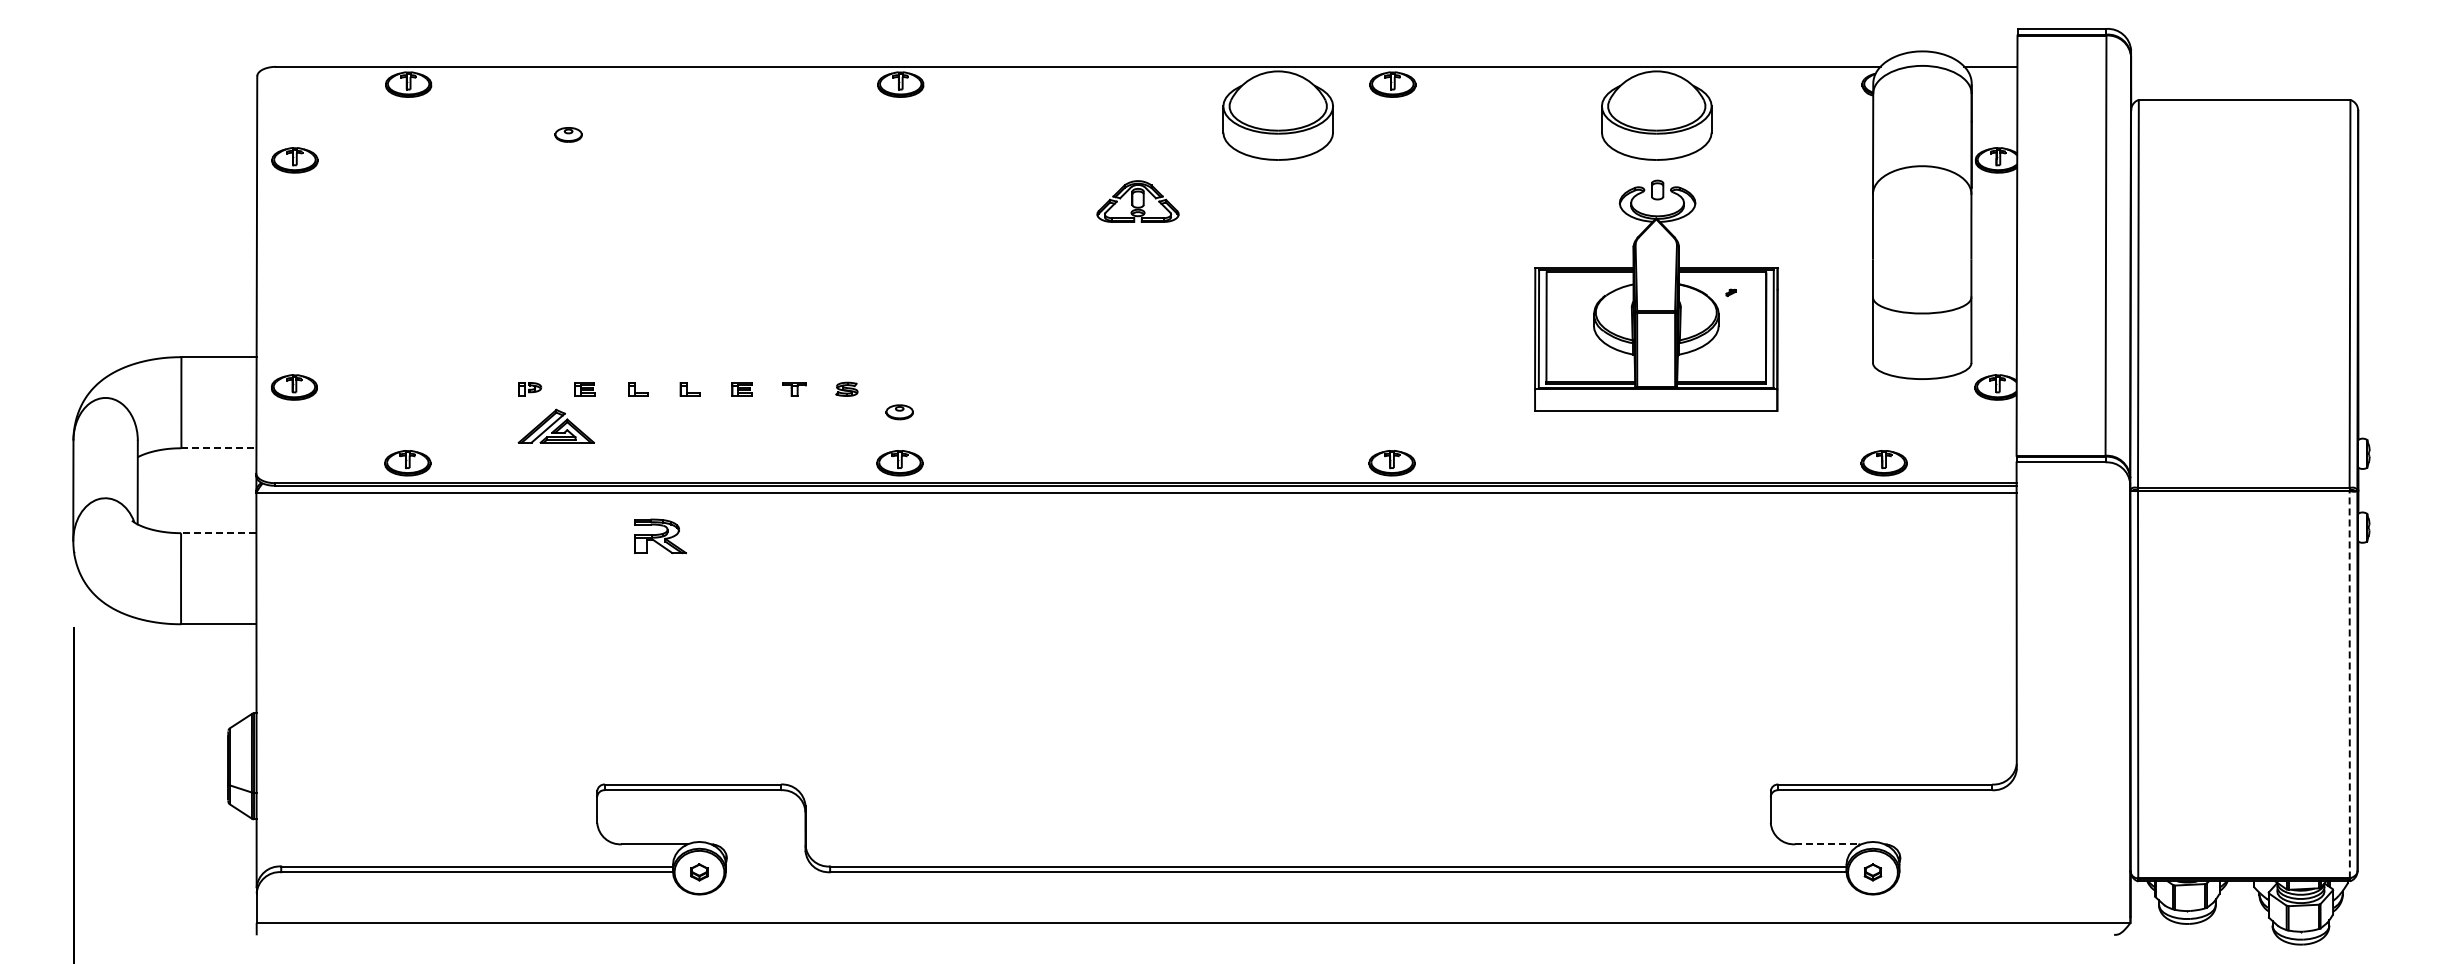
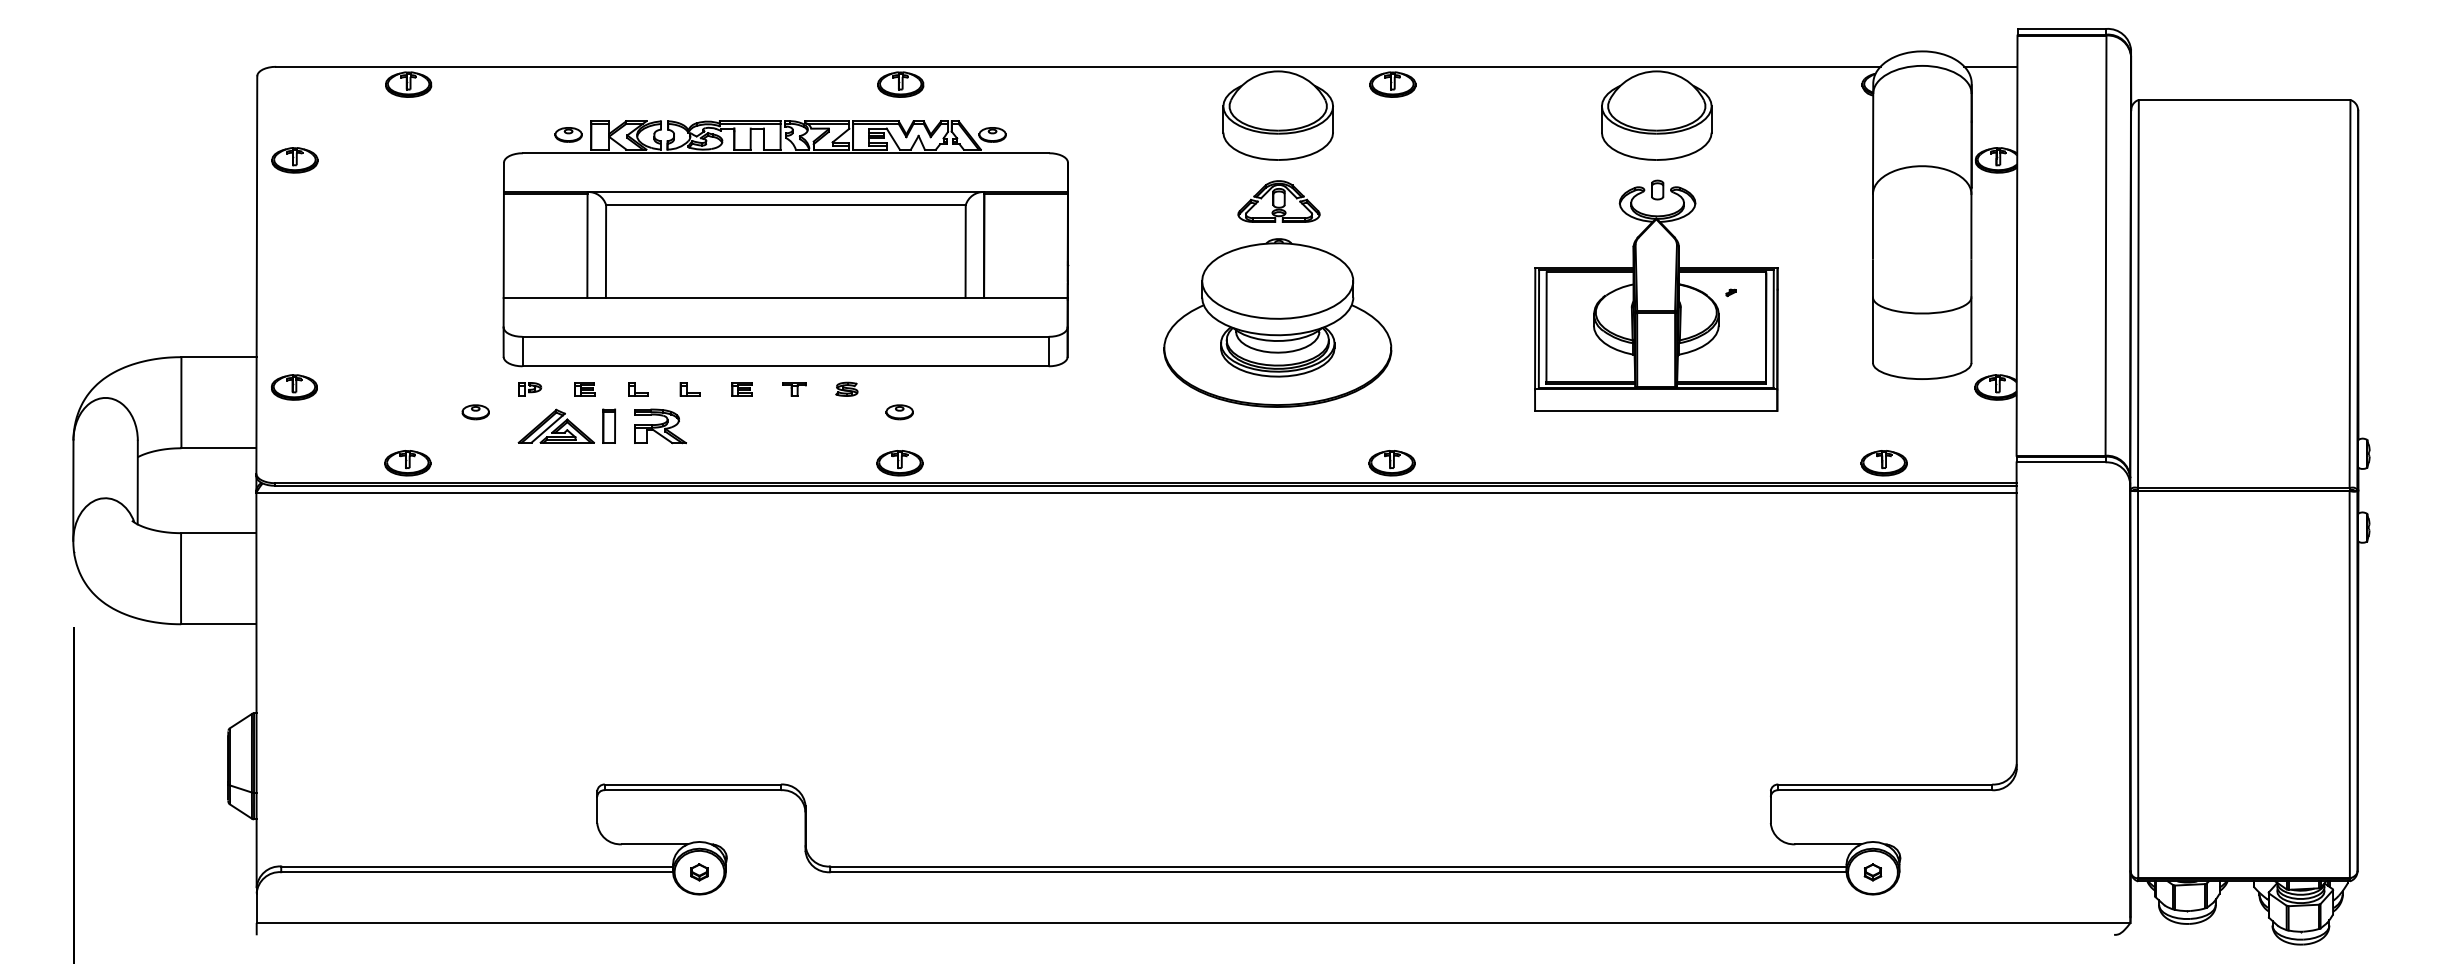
part position: (1137, 201) -> (1278, 201) (1278, 201)
part: none -> present (785, 243)
part: none -> present (1277, 322)
part: none -> present (475, 412)
part: none -> present (608, 425)
line: dashed -> solid (219, 448)
line: dashed -> solid (218, 533)
part position: (660, 536) -> (660, 426) (660, 426)
line: dashed -> solid (2349, 684)
line: dashed -> solid (1828, 844)
